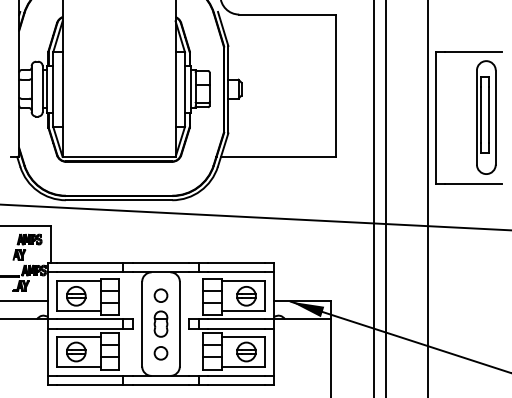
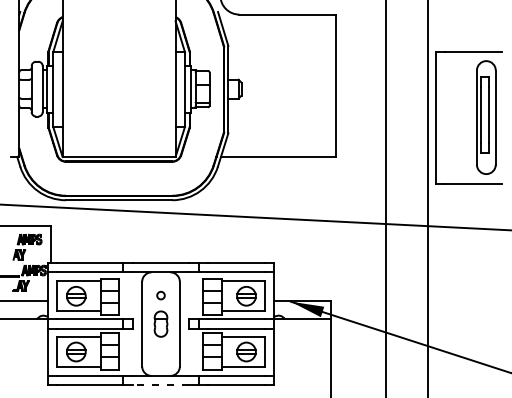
line: present -> none (373, 198)
circle size: 16x15 px -> 10x11 px (160, 295)
circle: present -> none (160, 353)
line: solid -> dashed (160, 385)
